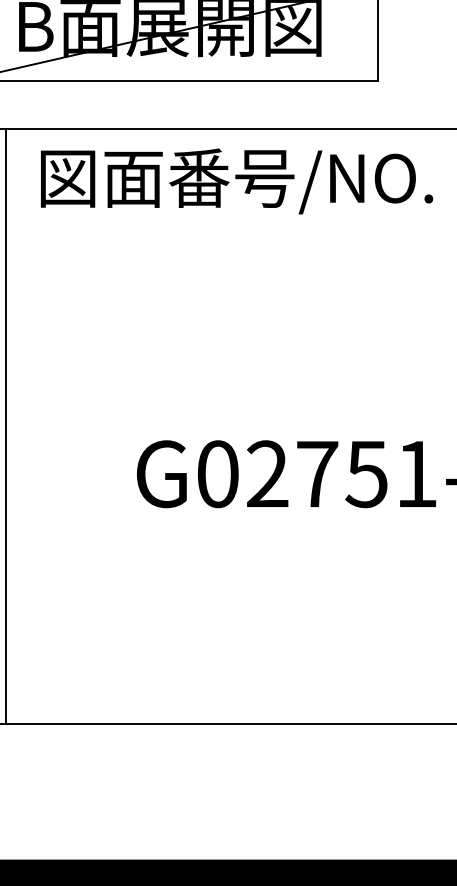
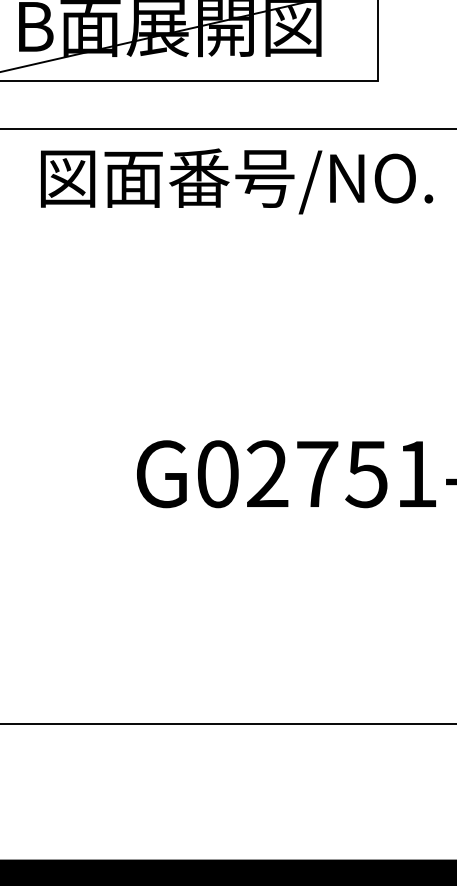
line: present -> none (6, 426)
